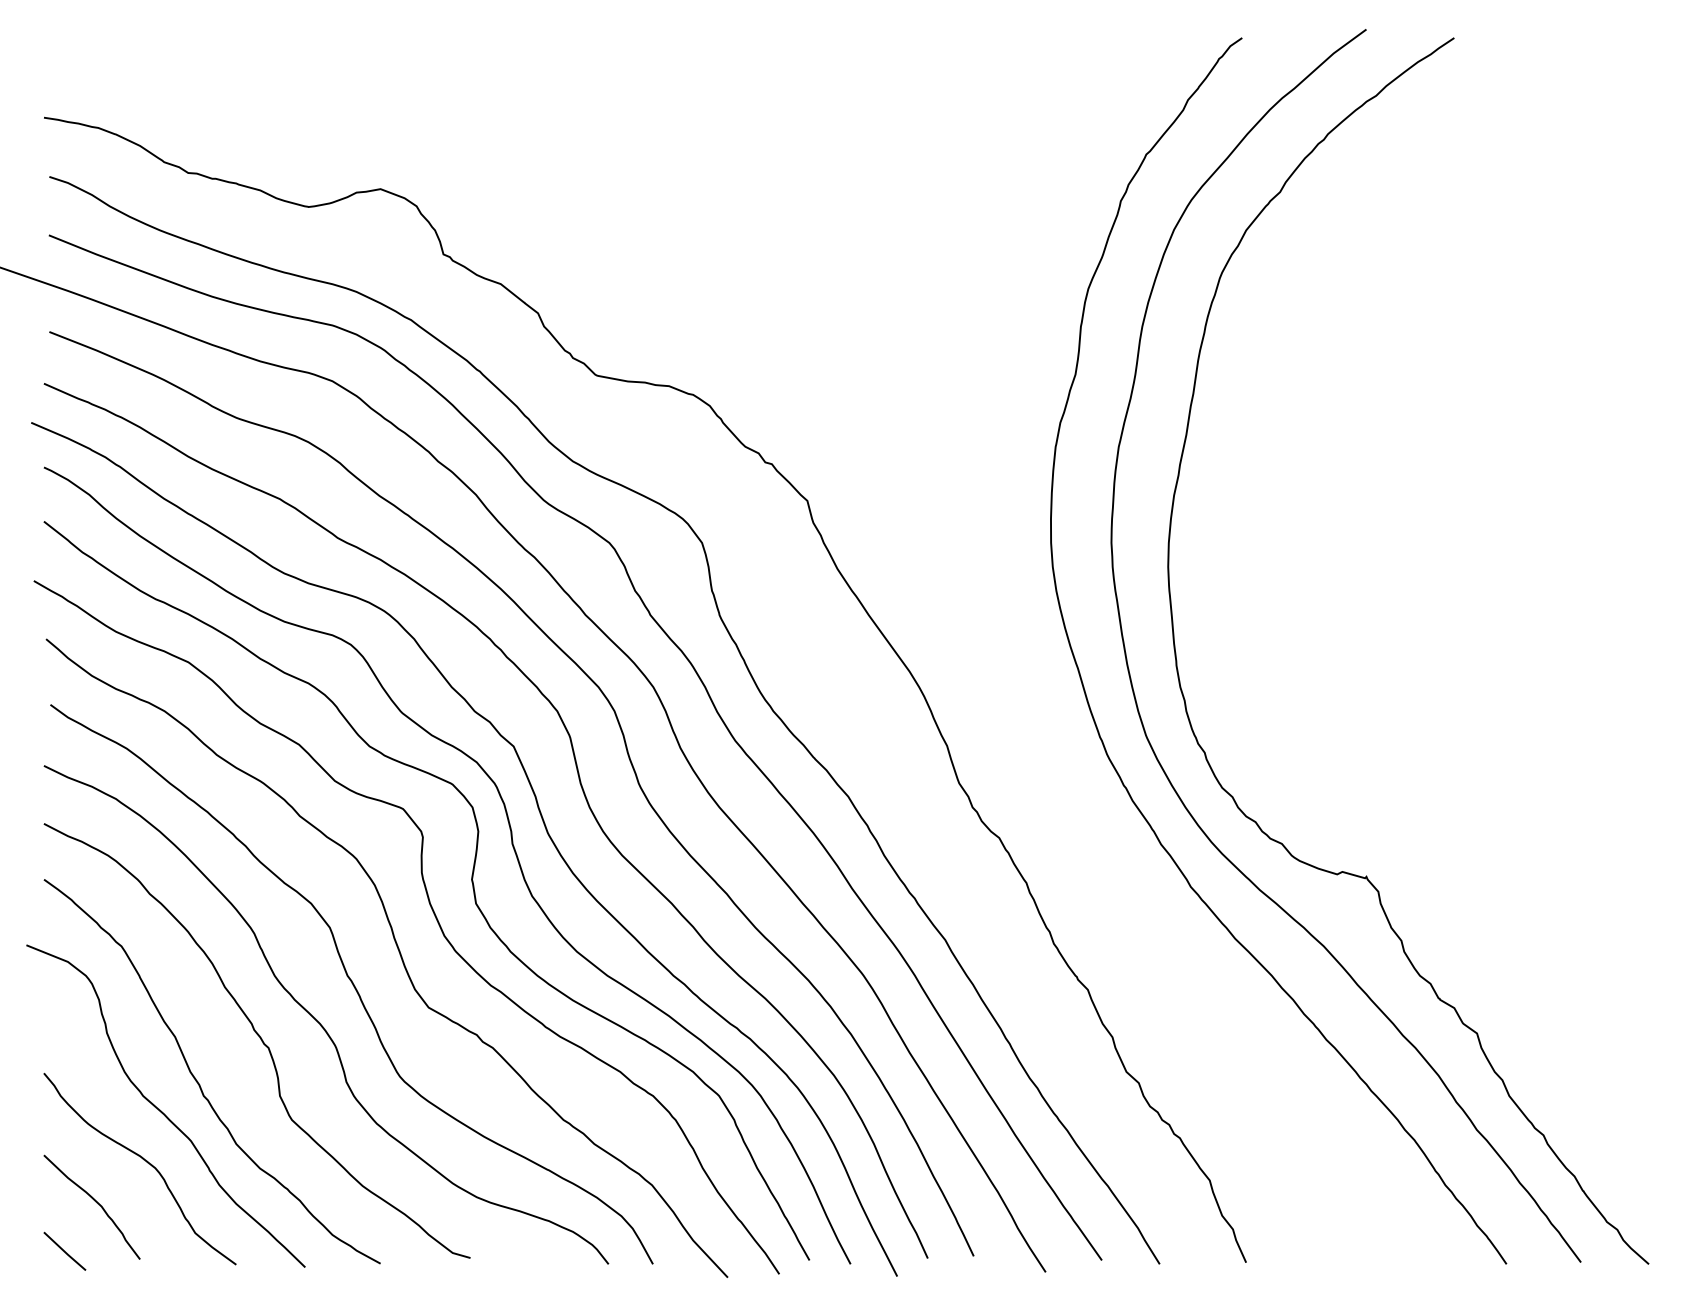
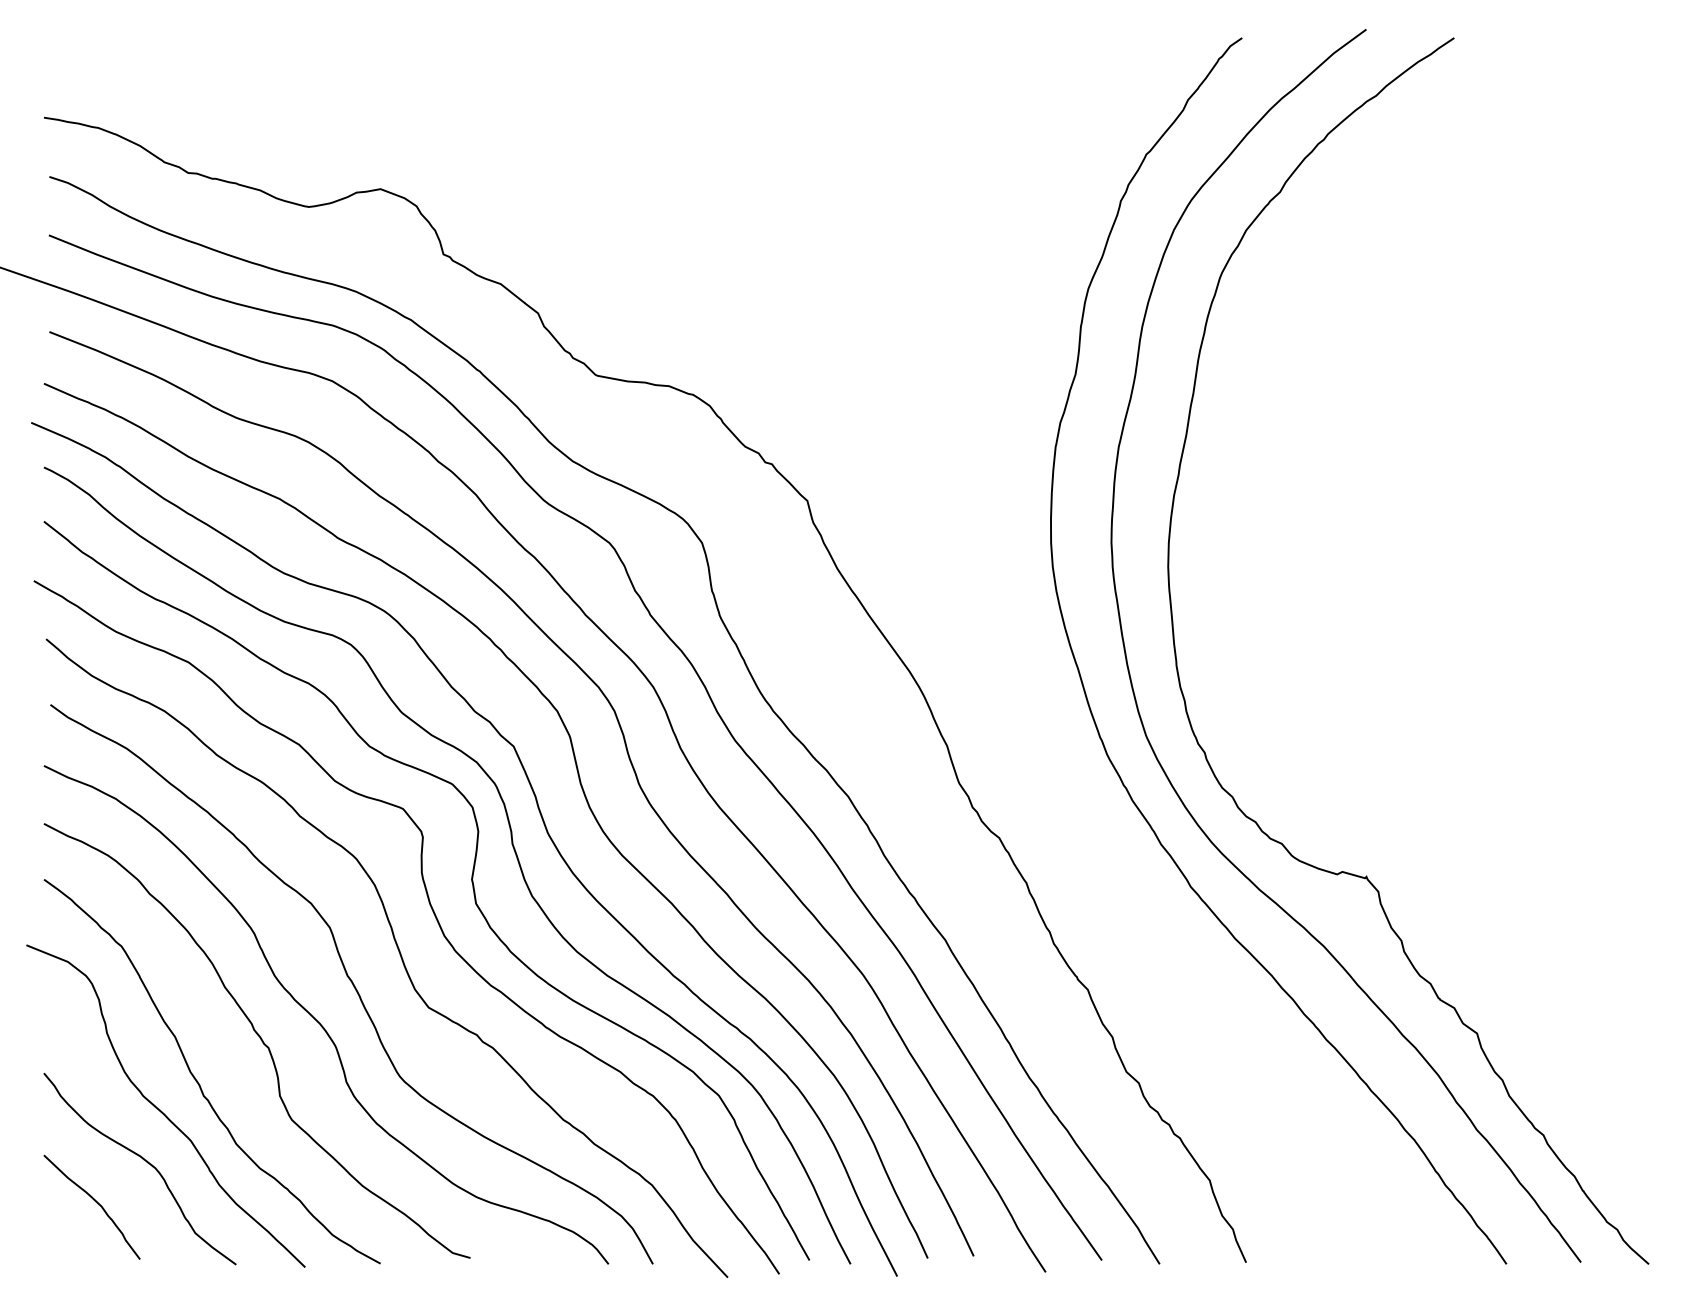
line: present -> none (64, 1250)
